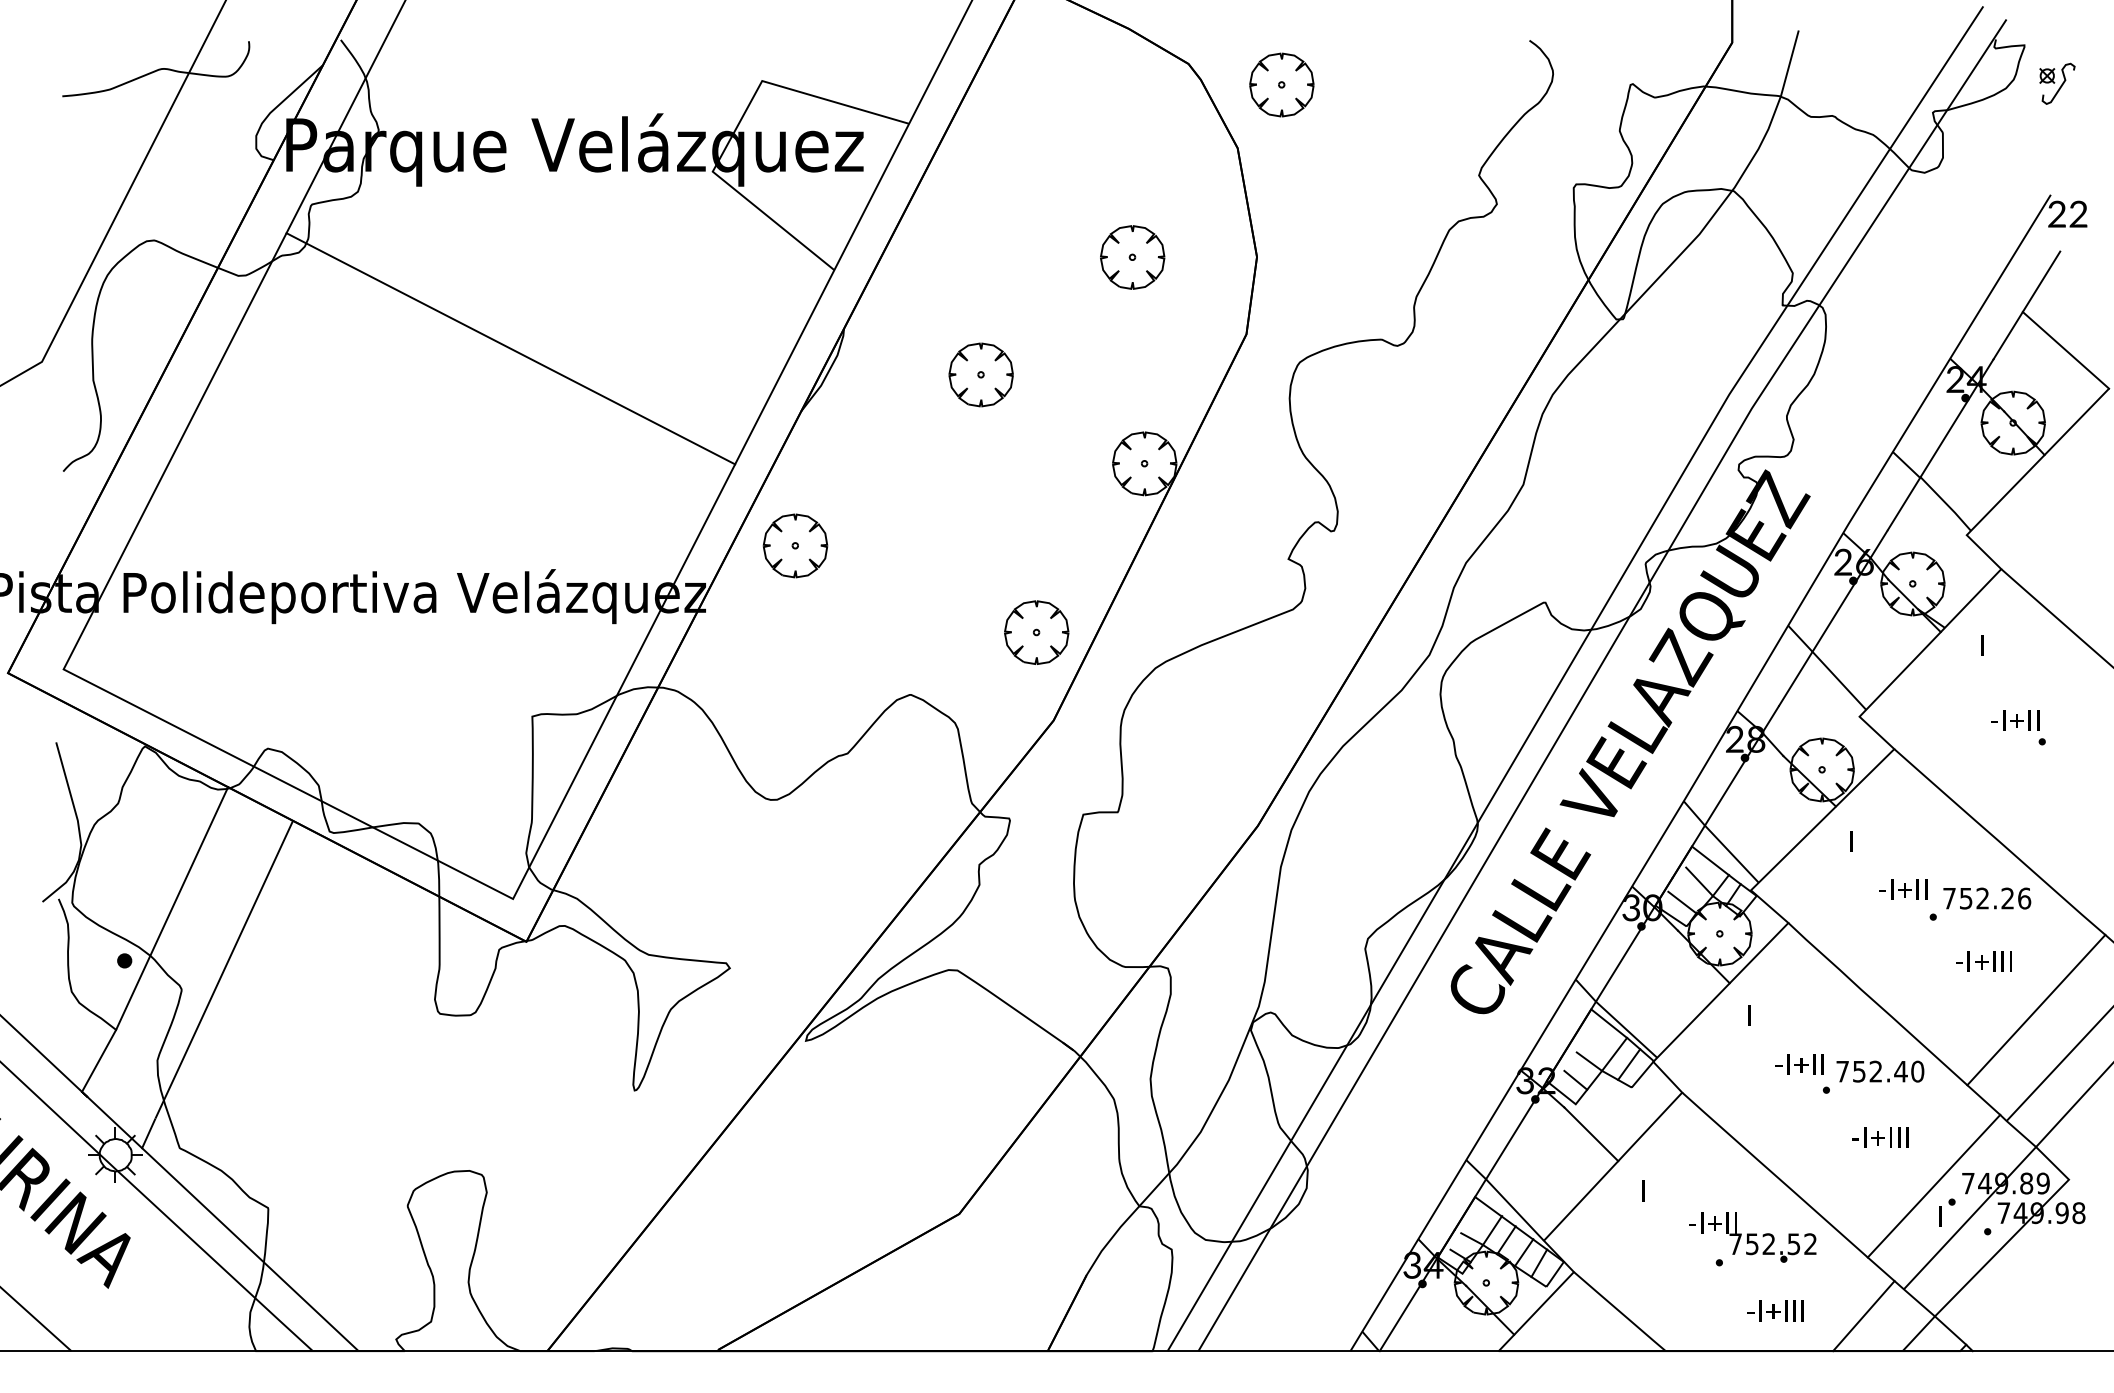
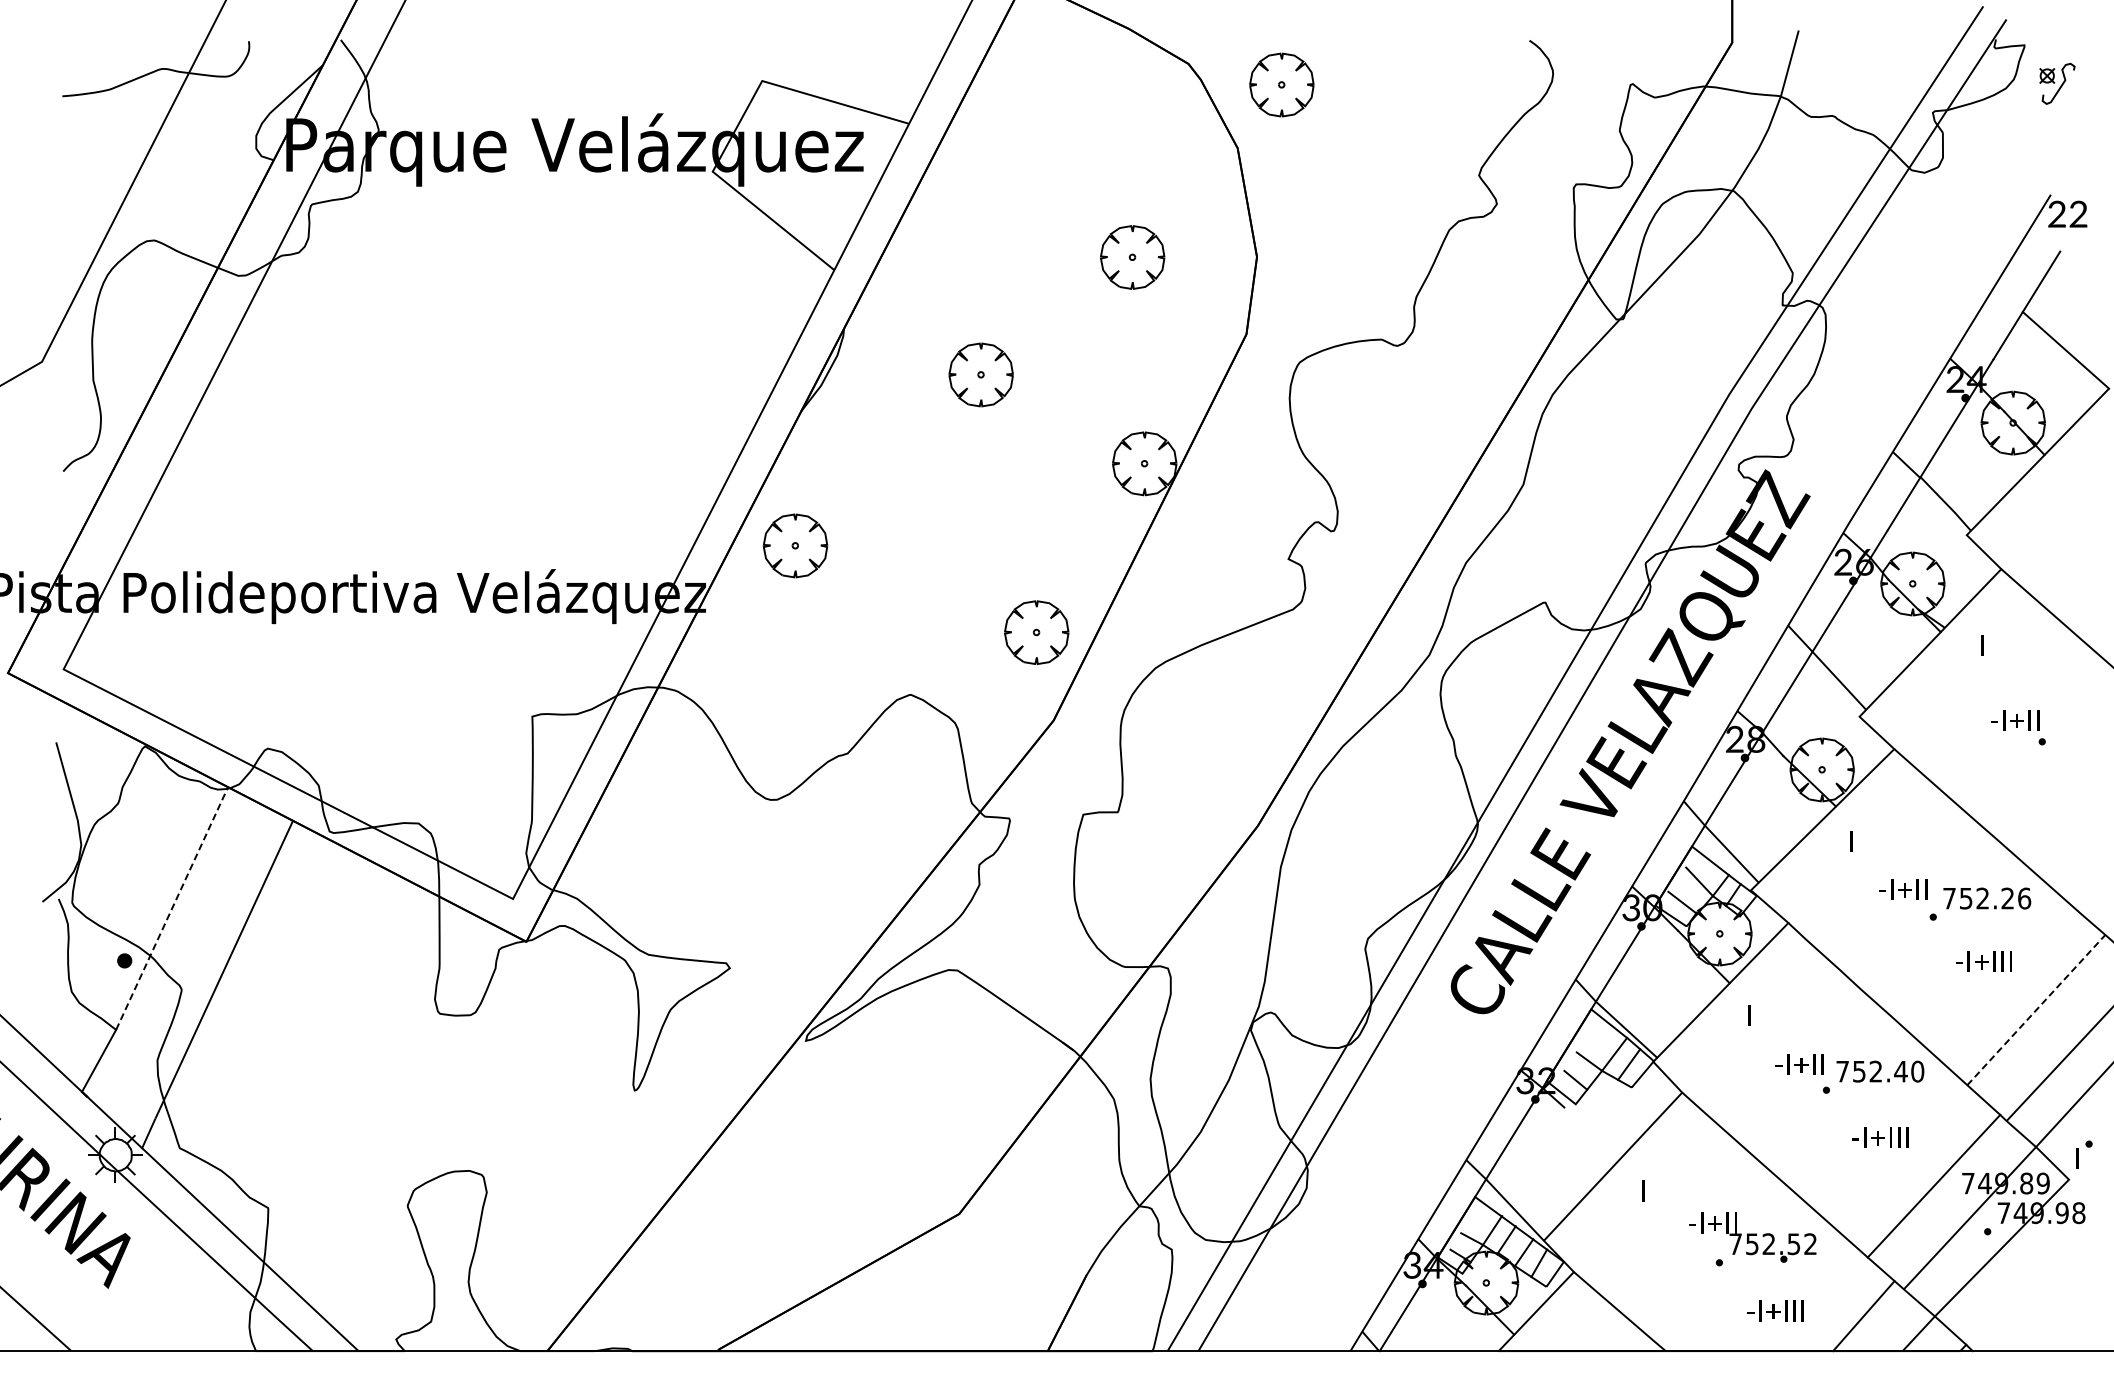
line: present -> none (510, 348)
line: solid -> dashed (172, 908)
line: solid -> dashed (2036, 1009)
line: present -> none (1591, 1134)
part position: (1947, 1212) -> (2084, 1154) (2084, 1154)
